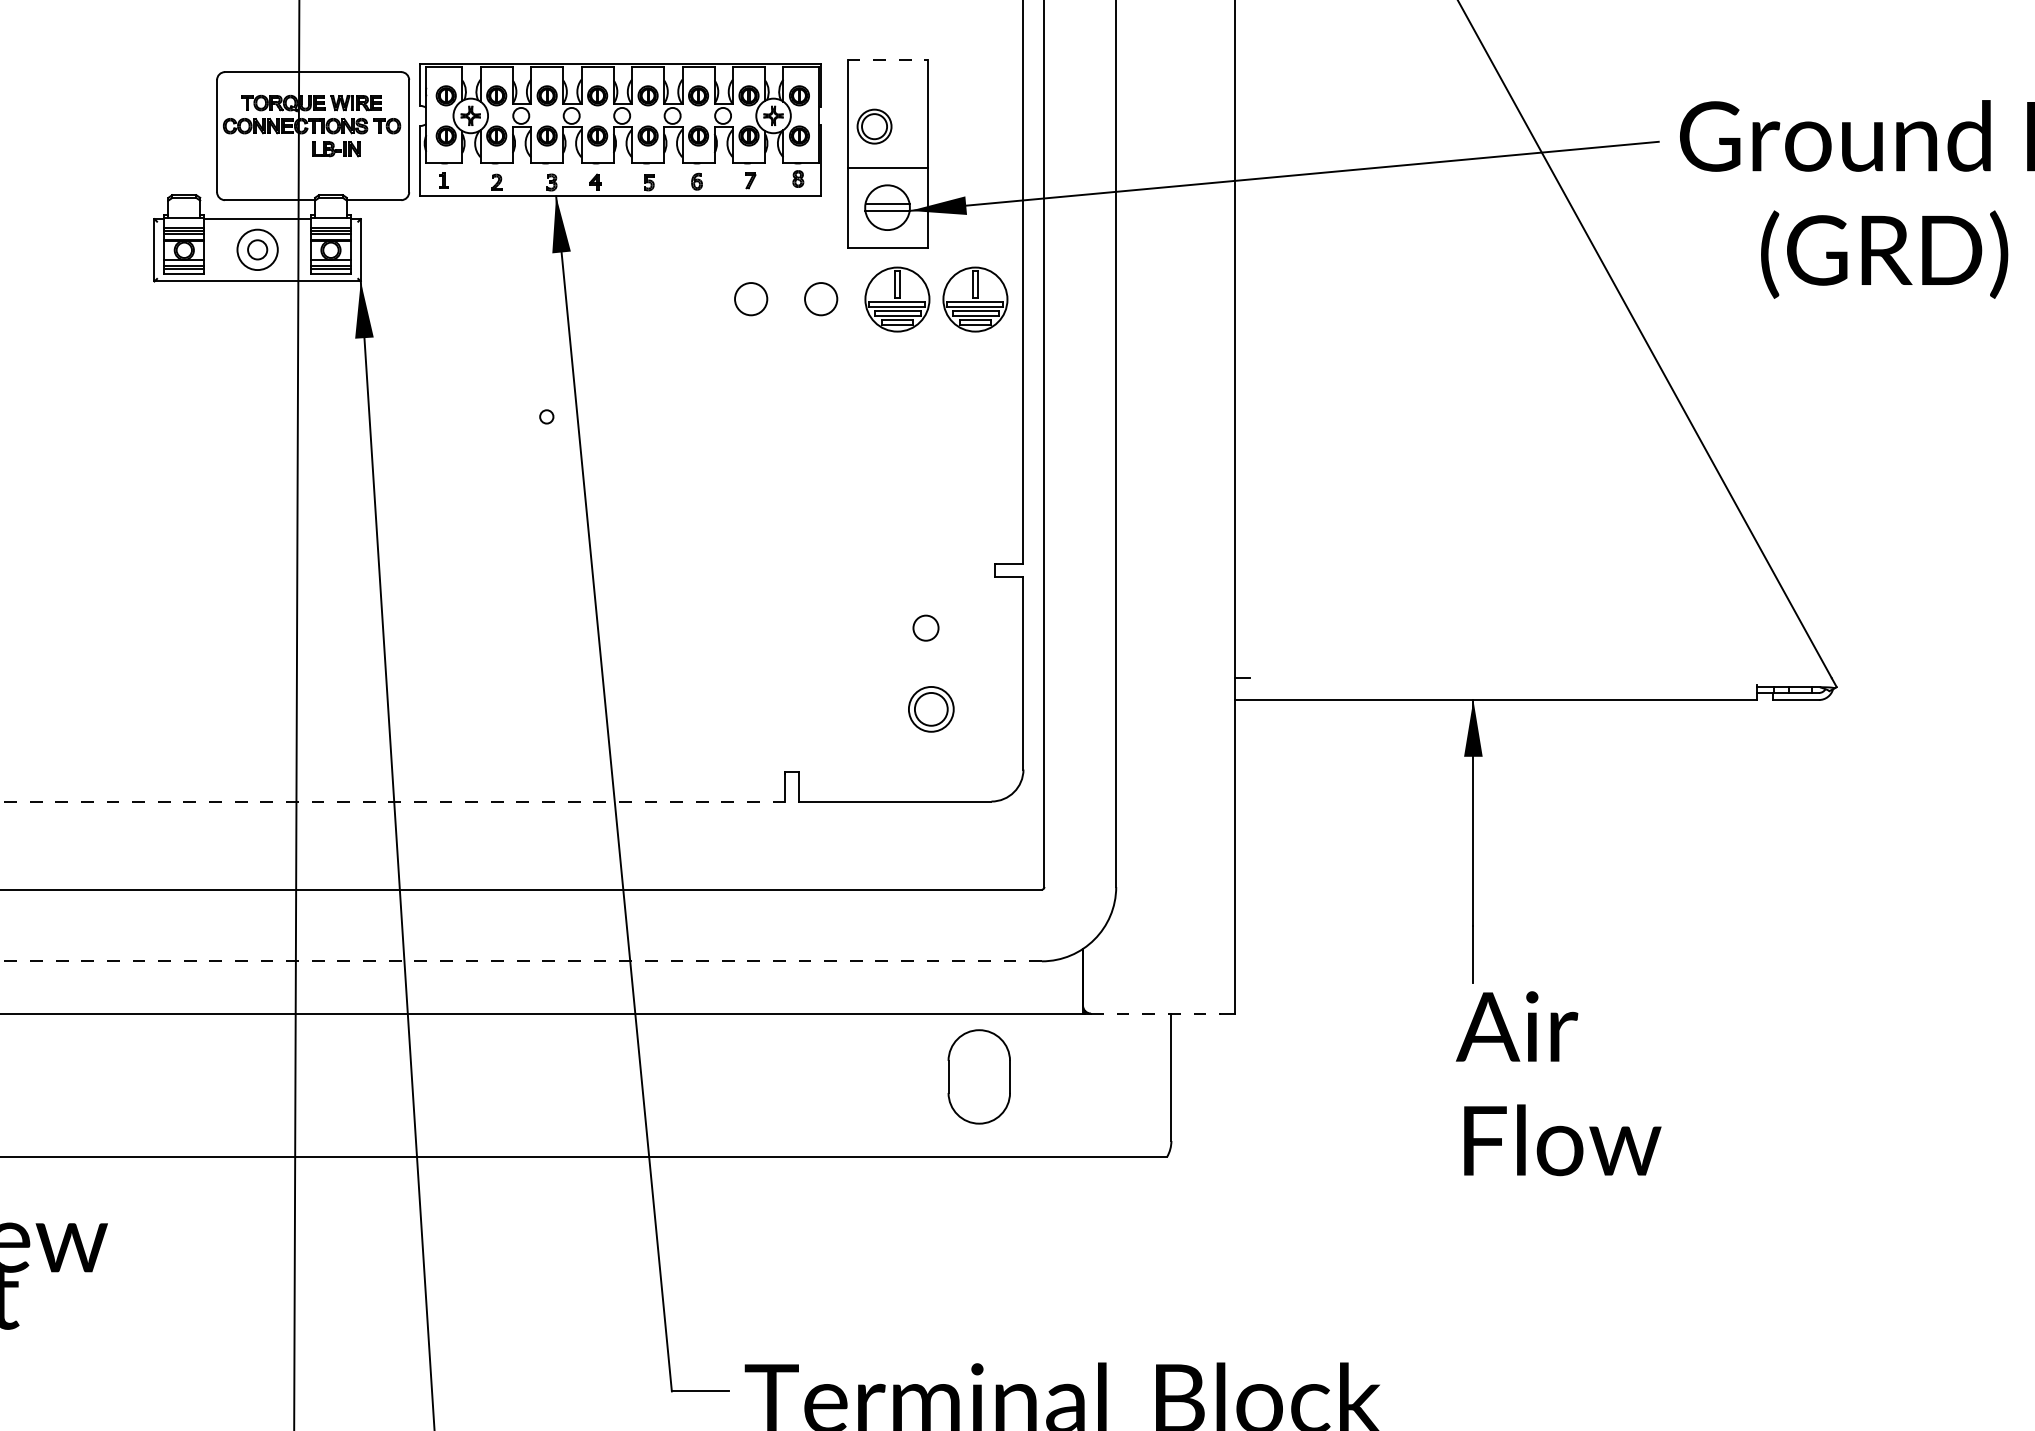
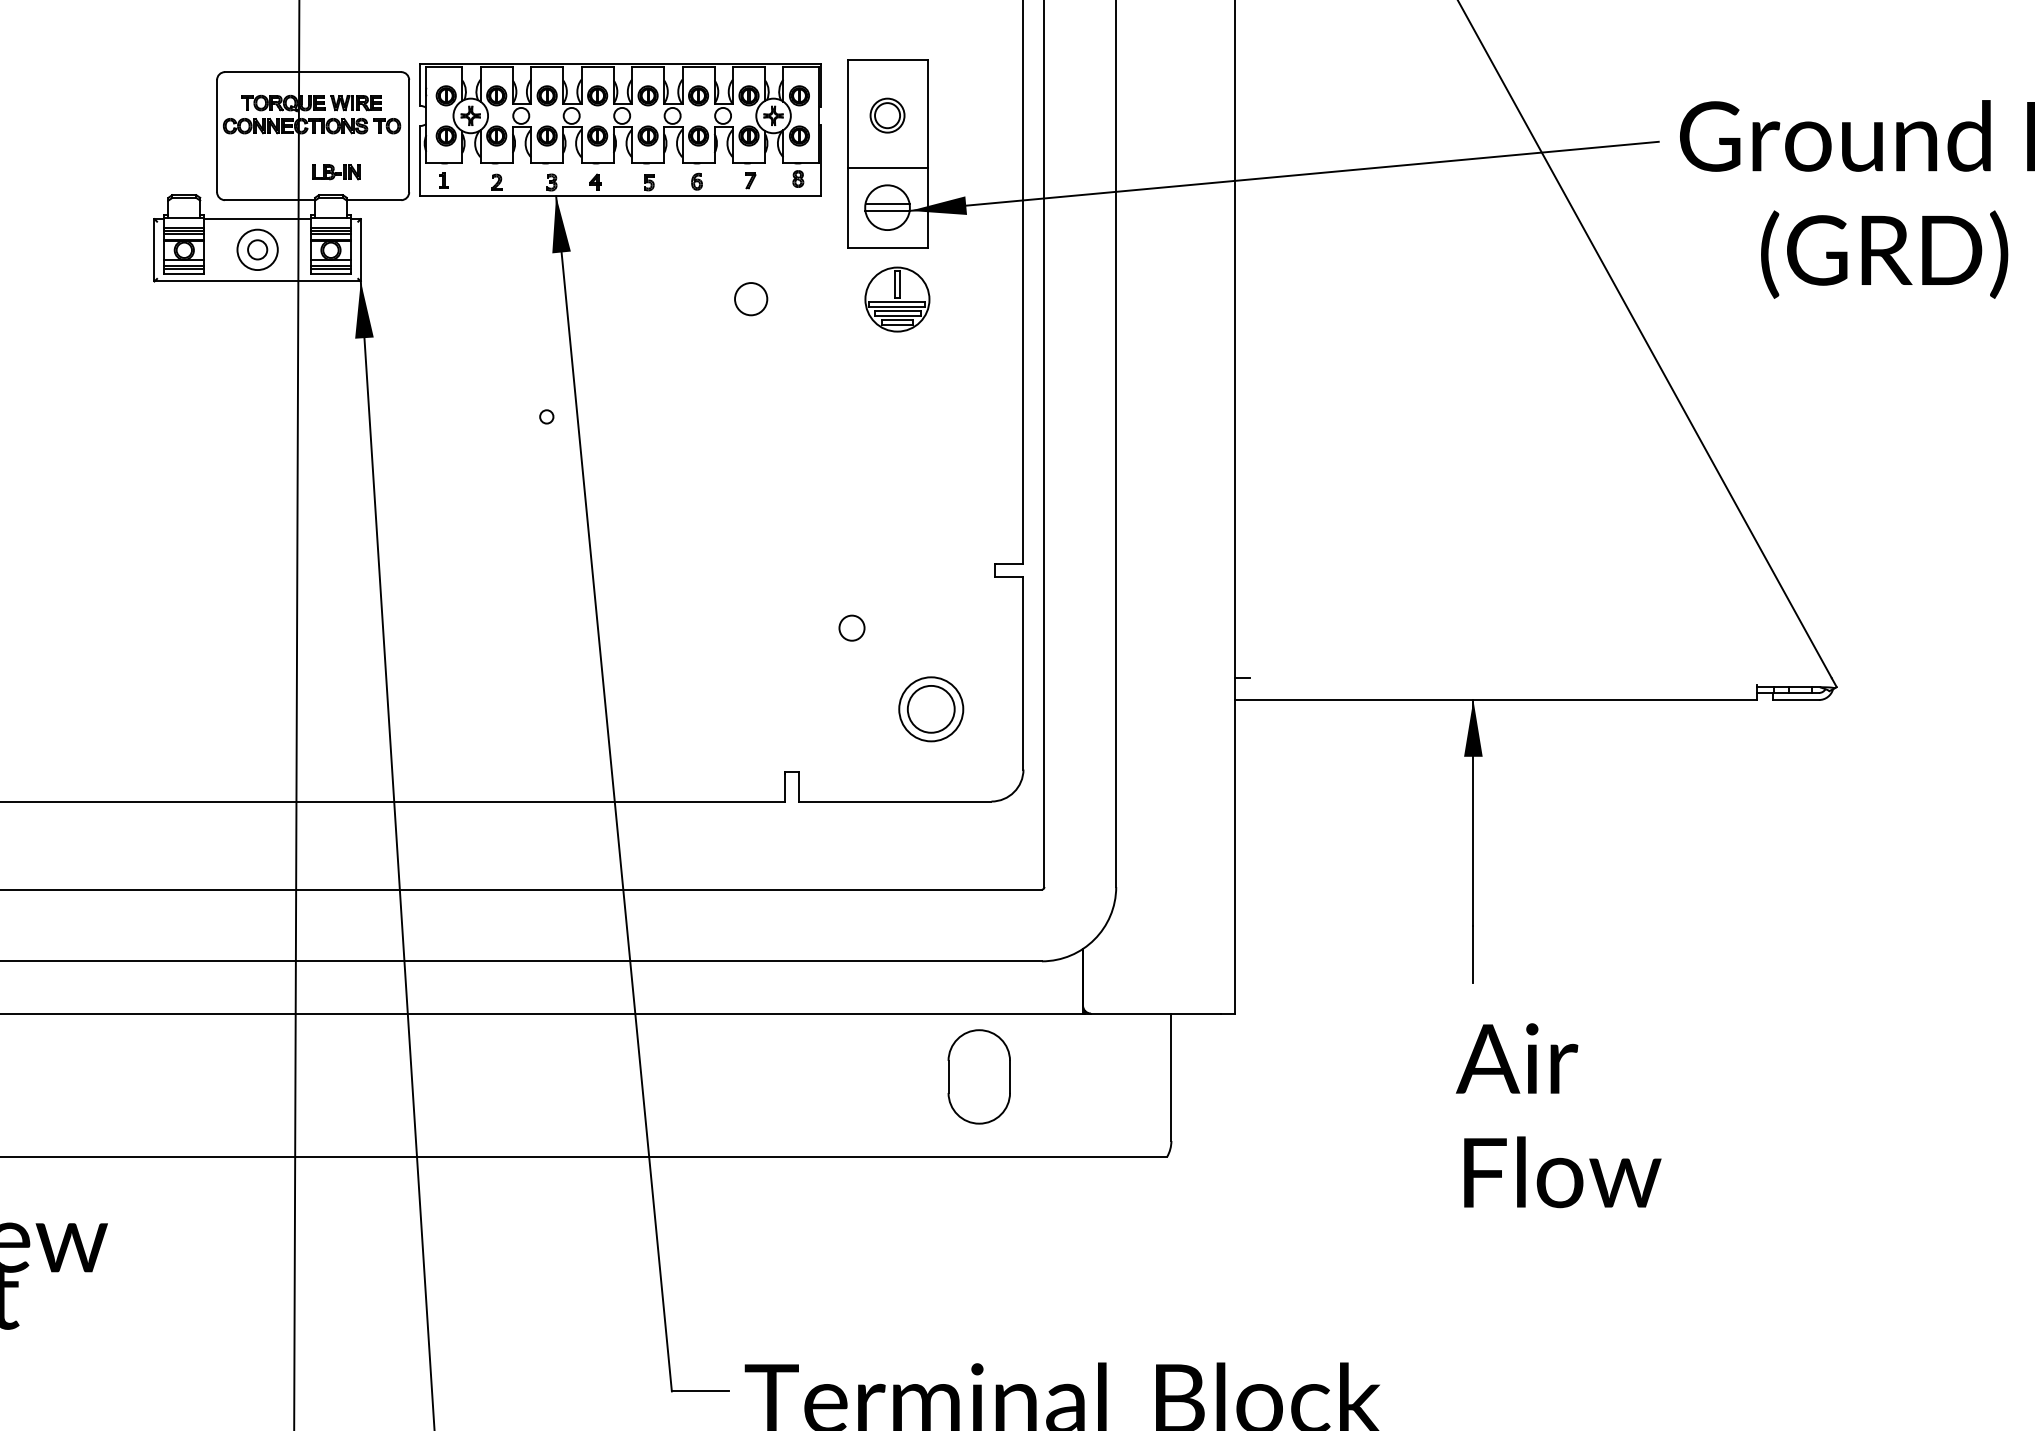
line: dashed -> solid (888, 59)
part position: (874, 126) -> (887, 115) (887, 115)
part position: (336, 149) -> (336, 172) (336, 172)
circle: present -> none (821, 299)
part: present -> none (975, 299)
circle position: (925, 627) -> (851, 627) (851, 627)
part size: 47x47 px -> 67x67 px (931, 709)
line: dashed -> solid (392, 801)
line: dashed -> solid (520, 961)
line: dashed -> solid (1156, 1013)
text position: (1558, 1083) -> (1558, 1115) (1558, 1115)
